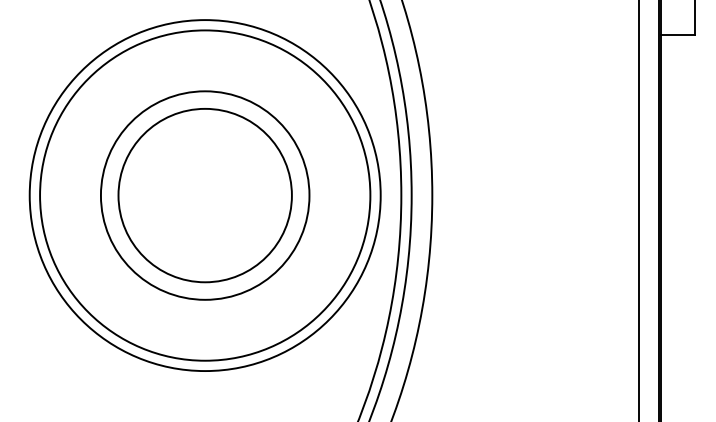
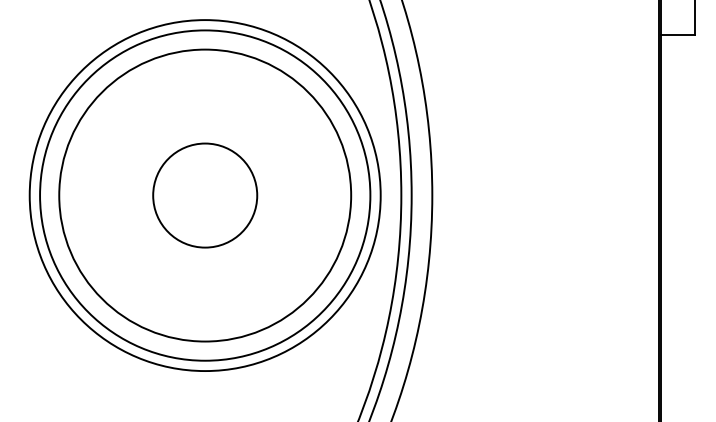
circle diameter: 173 px -> 104 px (205, 195)
circle diameter: 209 px -> 292 px (205, 195)
line: present -> none (638, 210)
